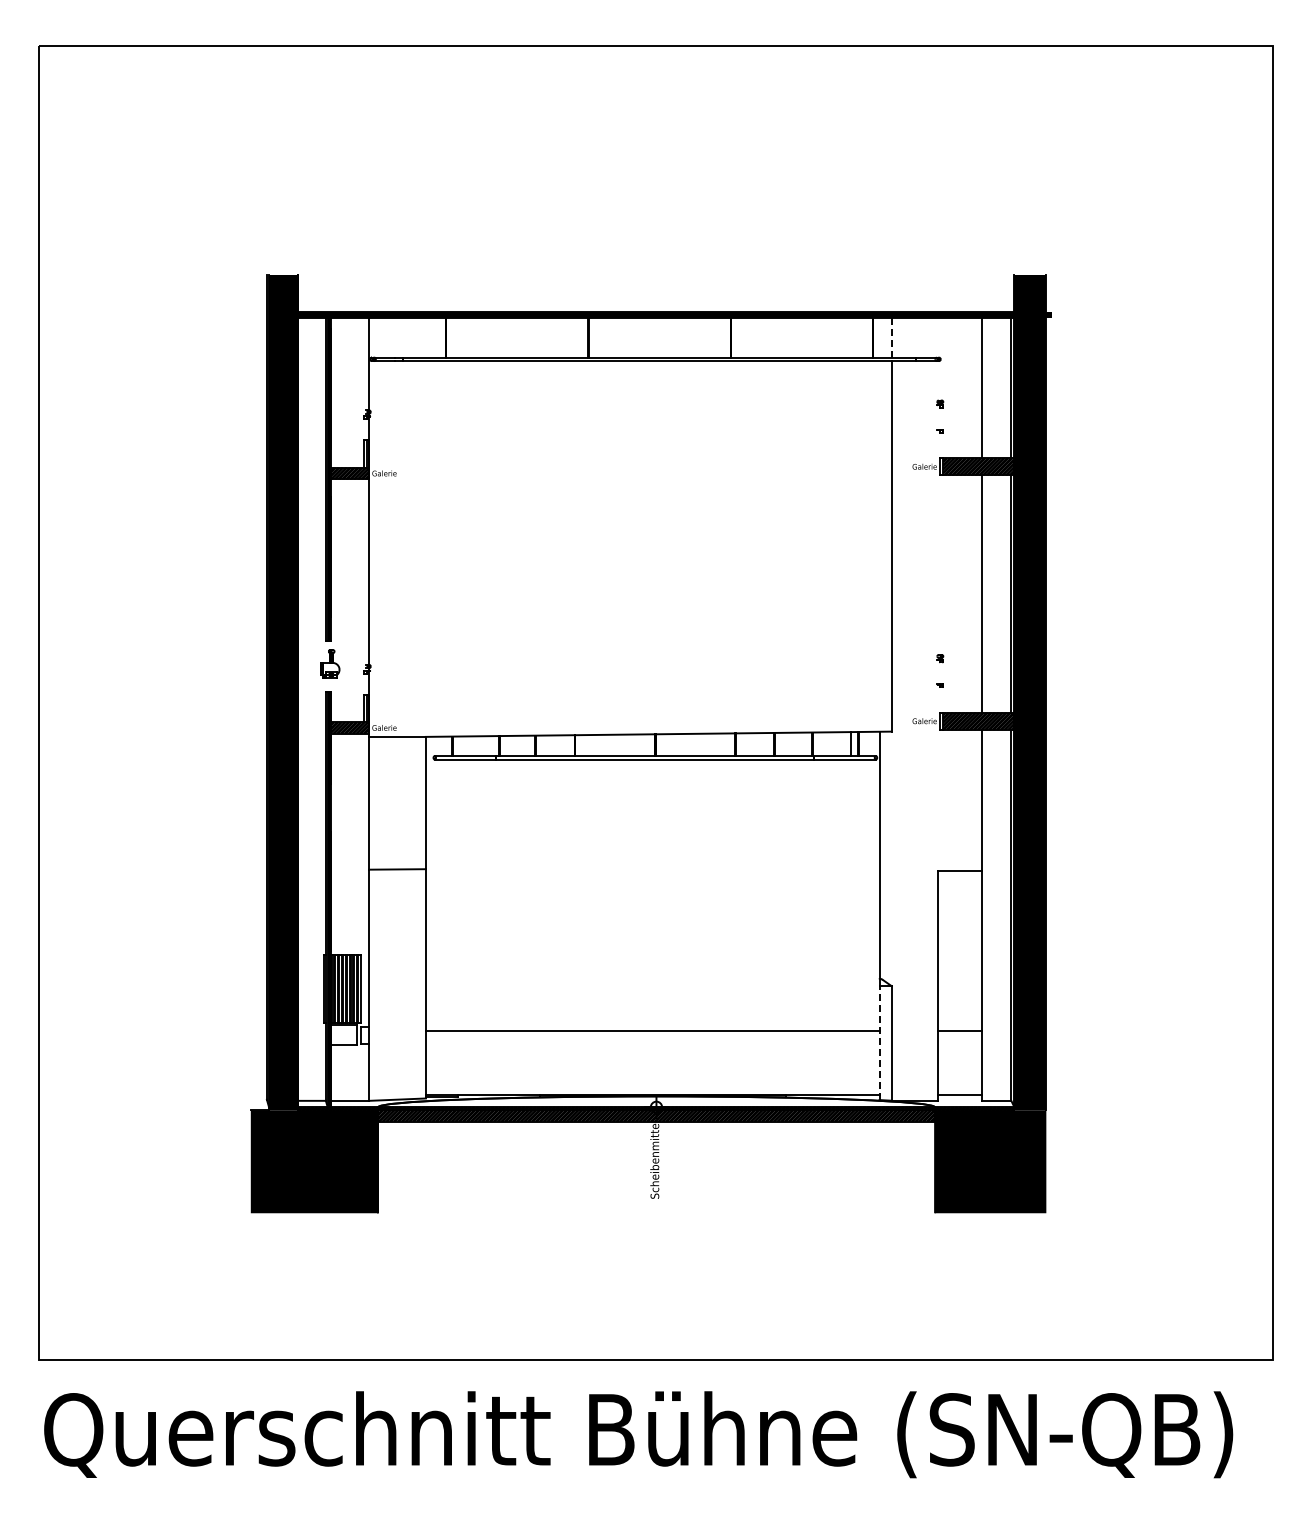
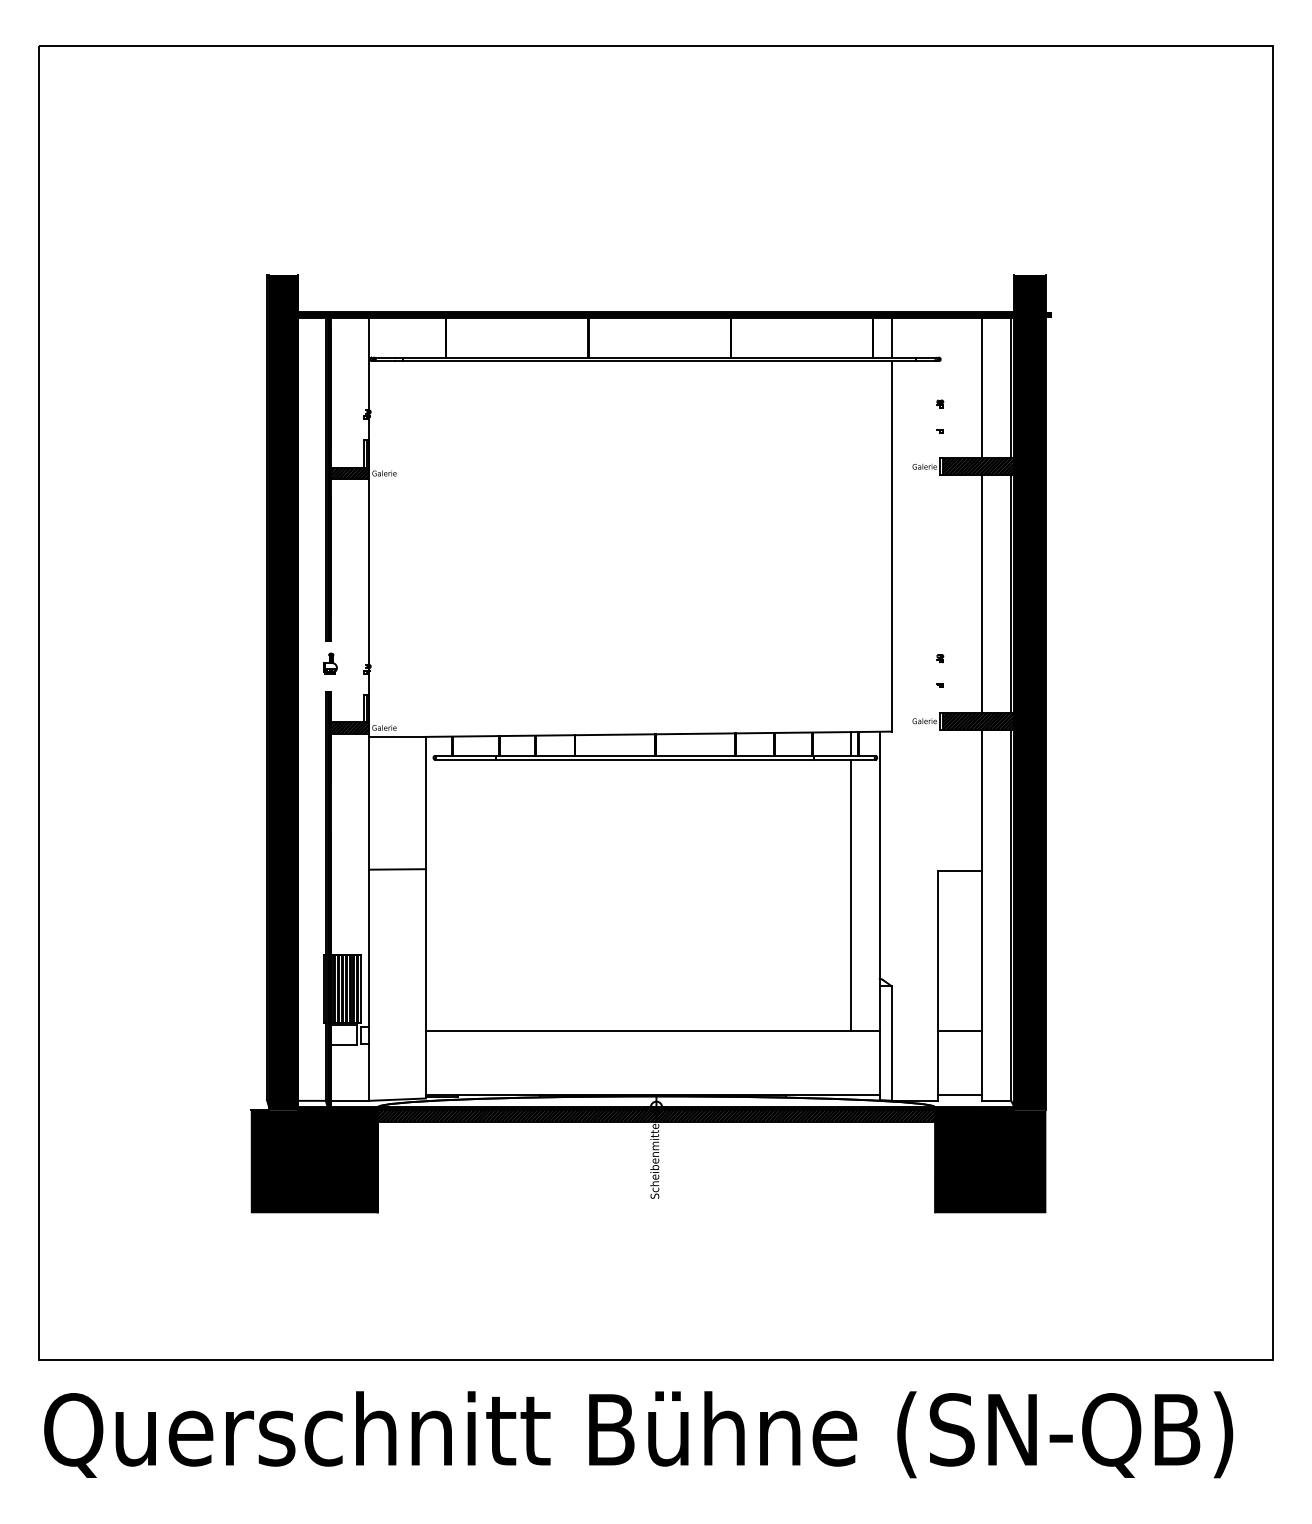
line: dashed -> solid (891, 337)
part size: 21x30 px -> 15x23 px (330, 663)
line: none -> present (851, 895)
line: dashed -> solid (879, 1043)
